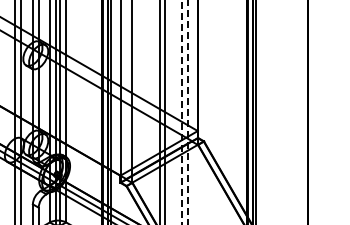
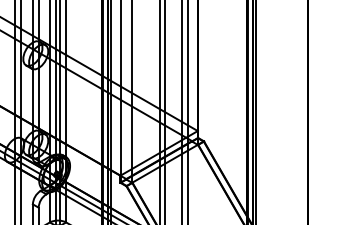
line: dashed -> solid (181, 112)
line: dashed -> solid (187, 112)
